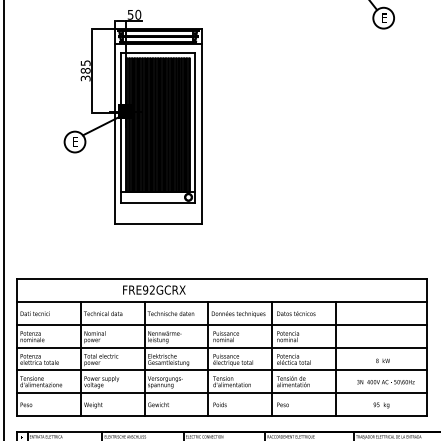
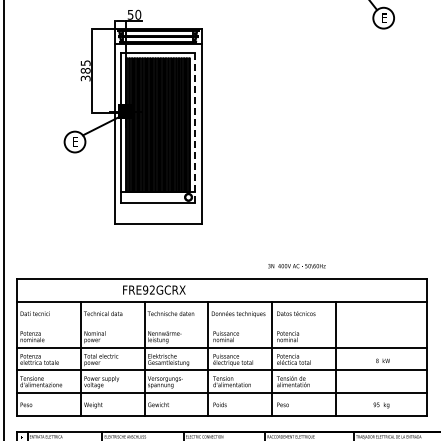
line: solid -> dashed (195, 127)
line: present -> none (221, 324)
text position: (385, 382) -> (296, 266) (296, 266)
